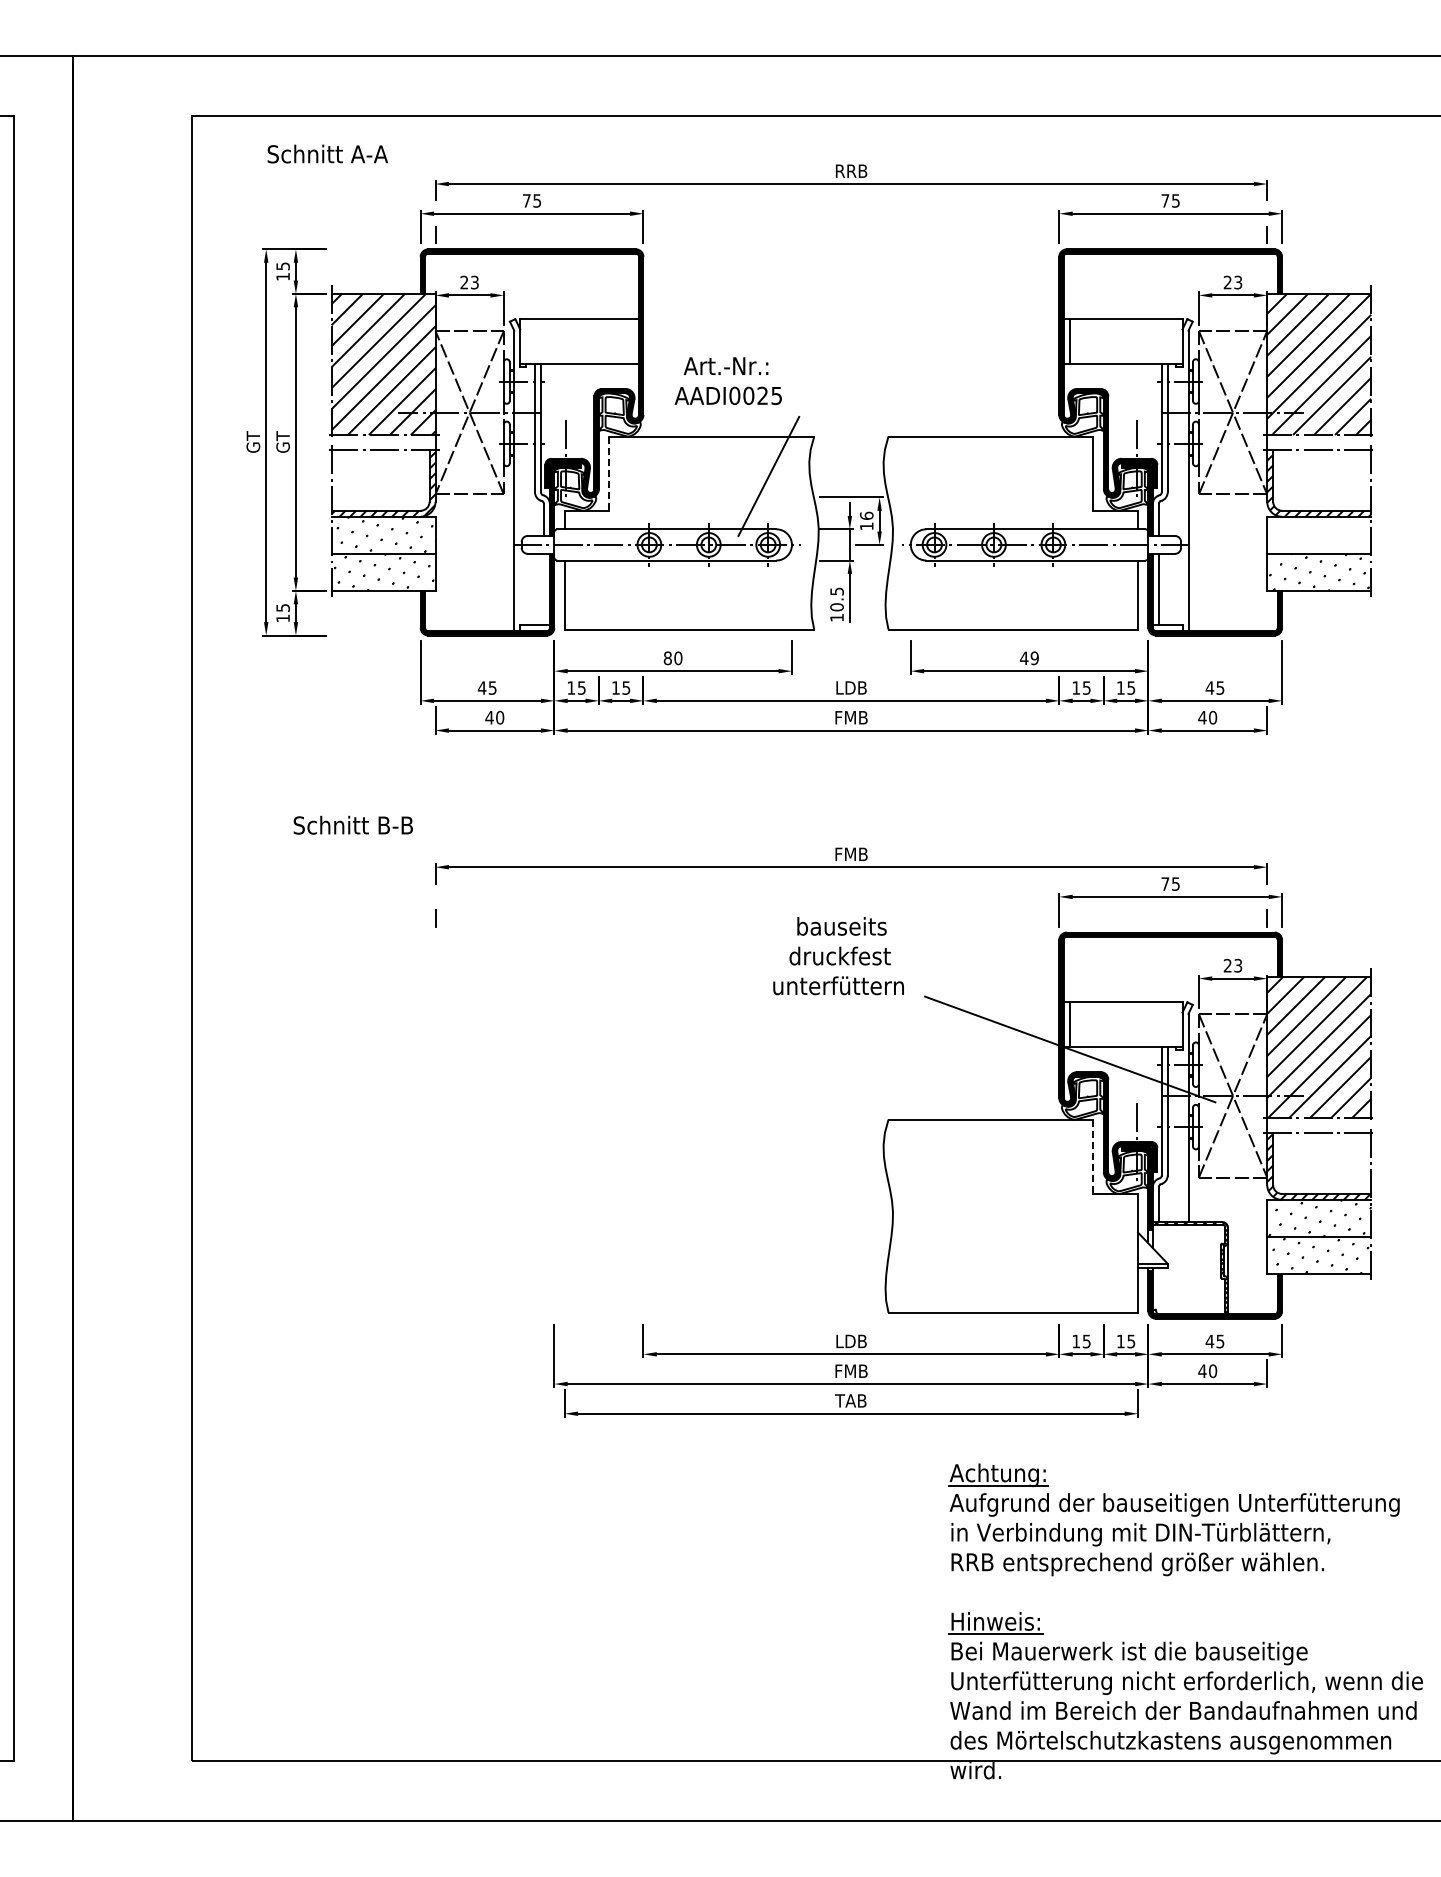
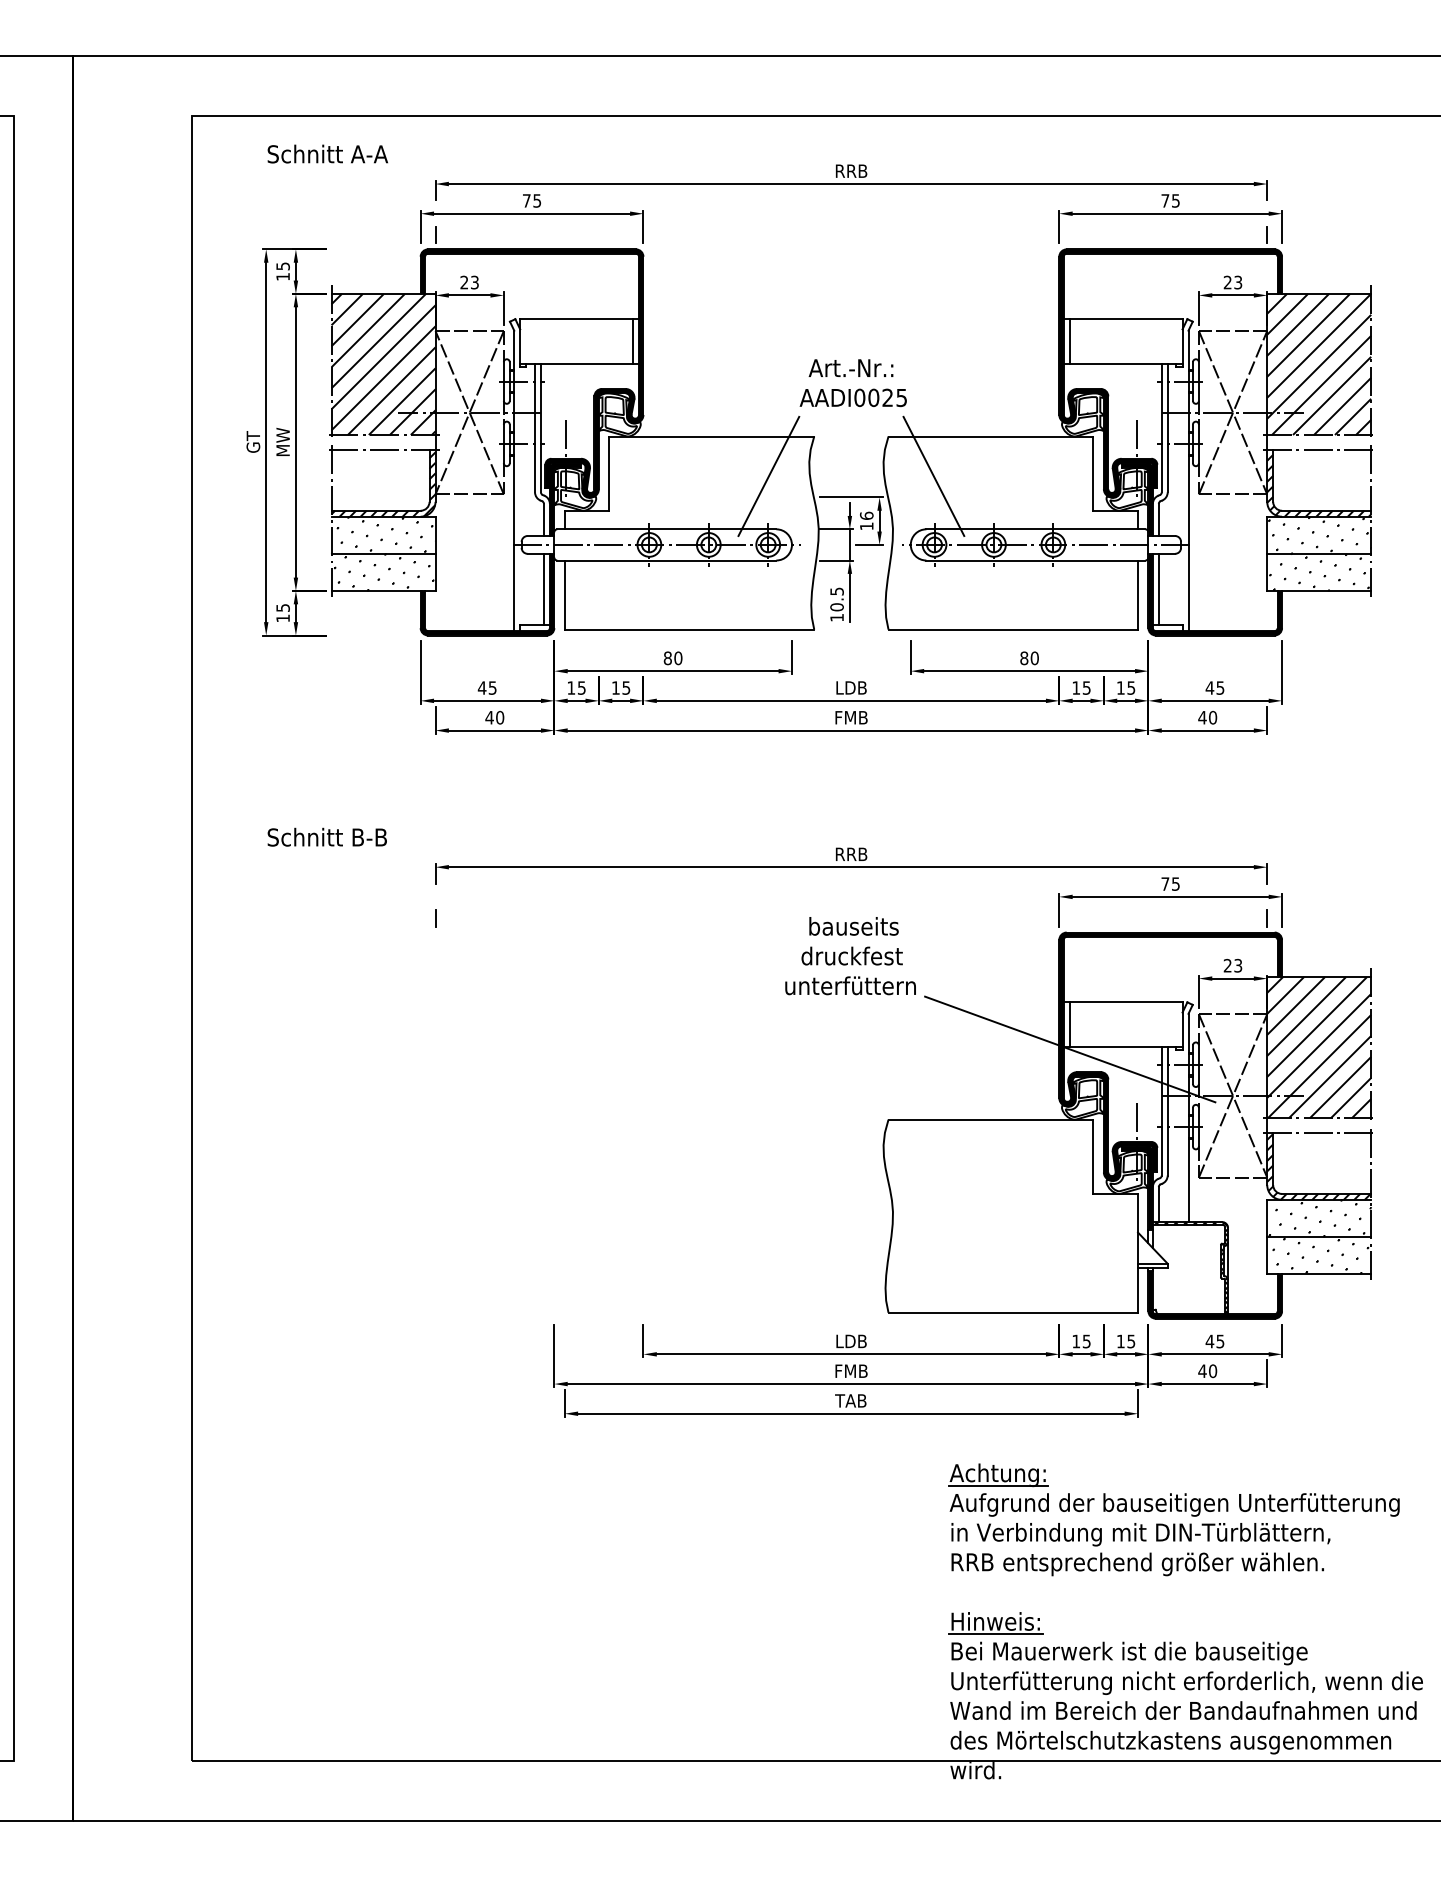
line: none -> present (633, 341)
text position: (727, 381) -> (852, 383) (852, 383)
text: GT -> MW (282, 441)
line: dashed -> solid (609, 474)
line: none -> present (933, 476)
hatch: none -> present (1319, 535)
line: none -> present (543, 589)
text: 49 -> 80 (1029, 658)
text position: (352, 824) -> (326, 836) (326, 836)
text: FMB -> RRB (851, 853)
text position: (838, 956) -> (850, 956) (850, 956)
line: dashed -> solid (1093, 1157)
